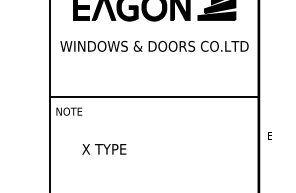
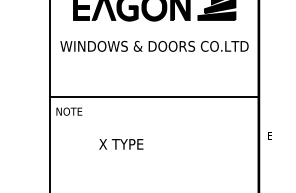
text position: (104, 149) -> (121, 144) (121, 144)
